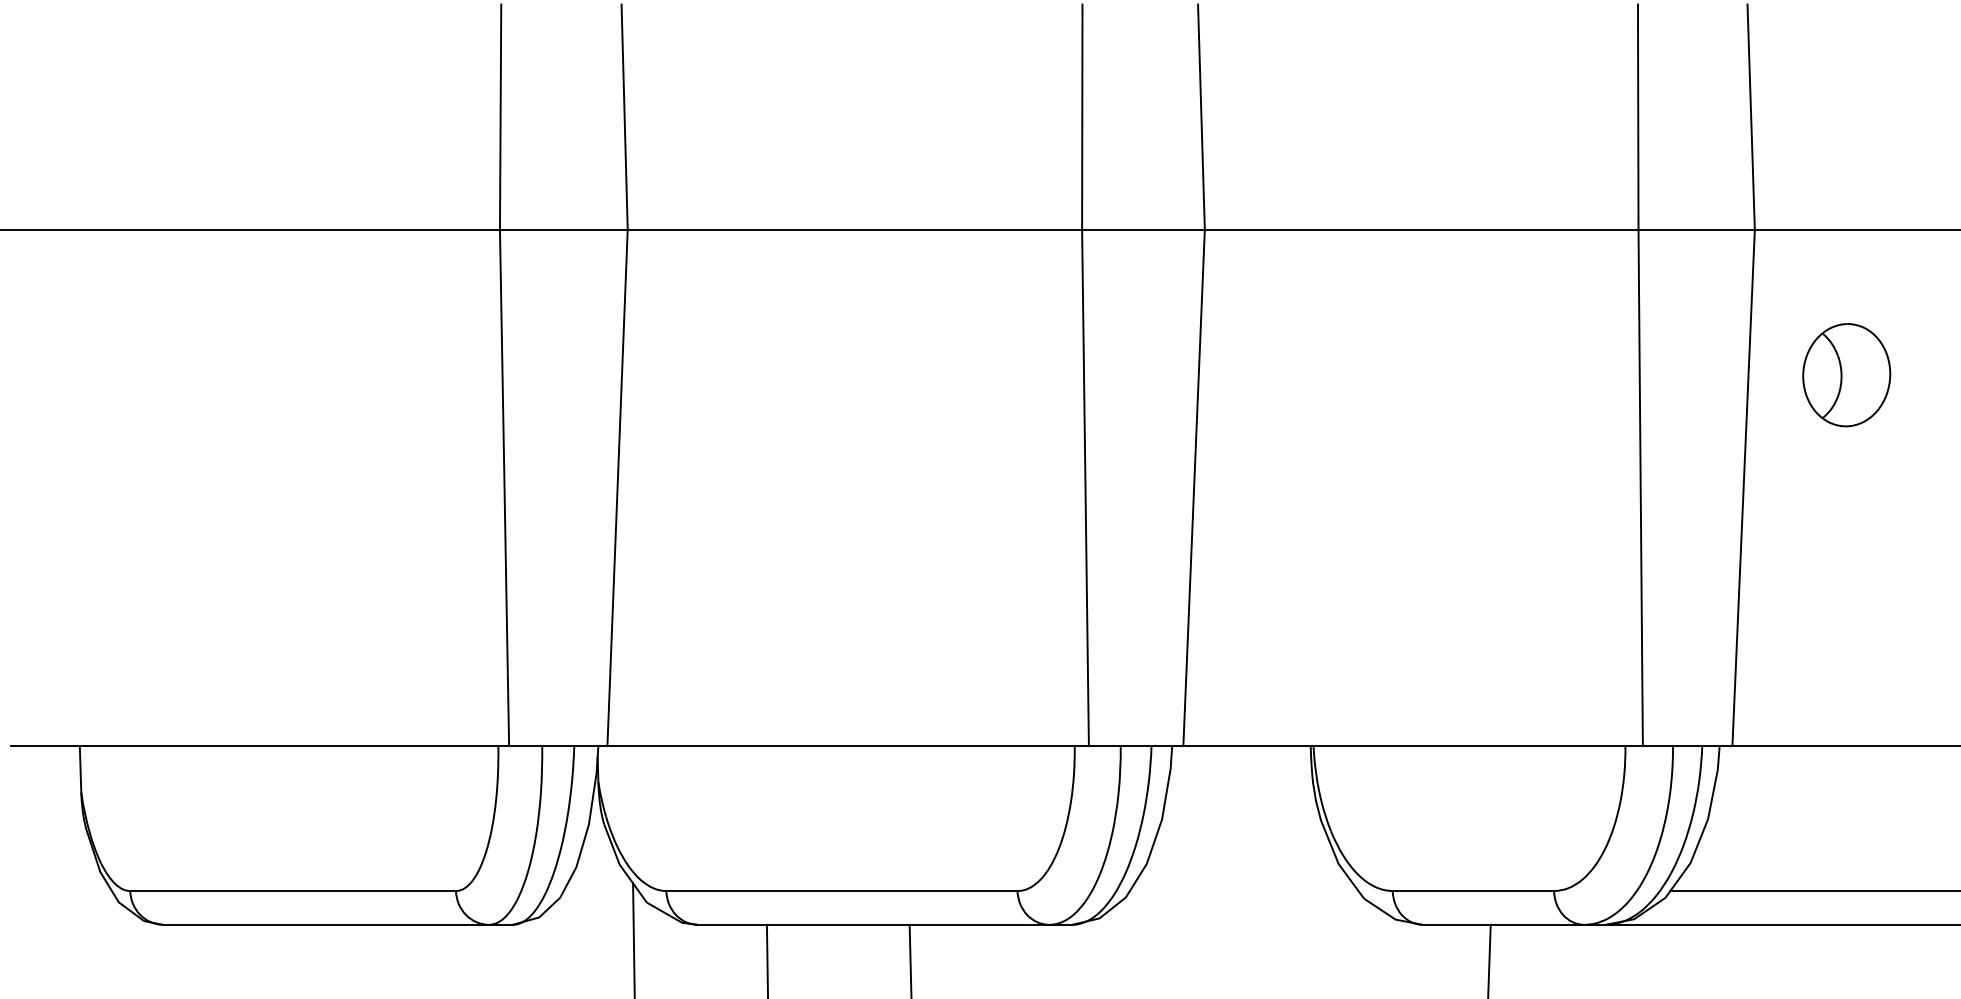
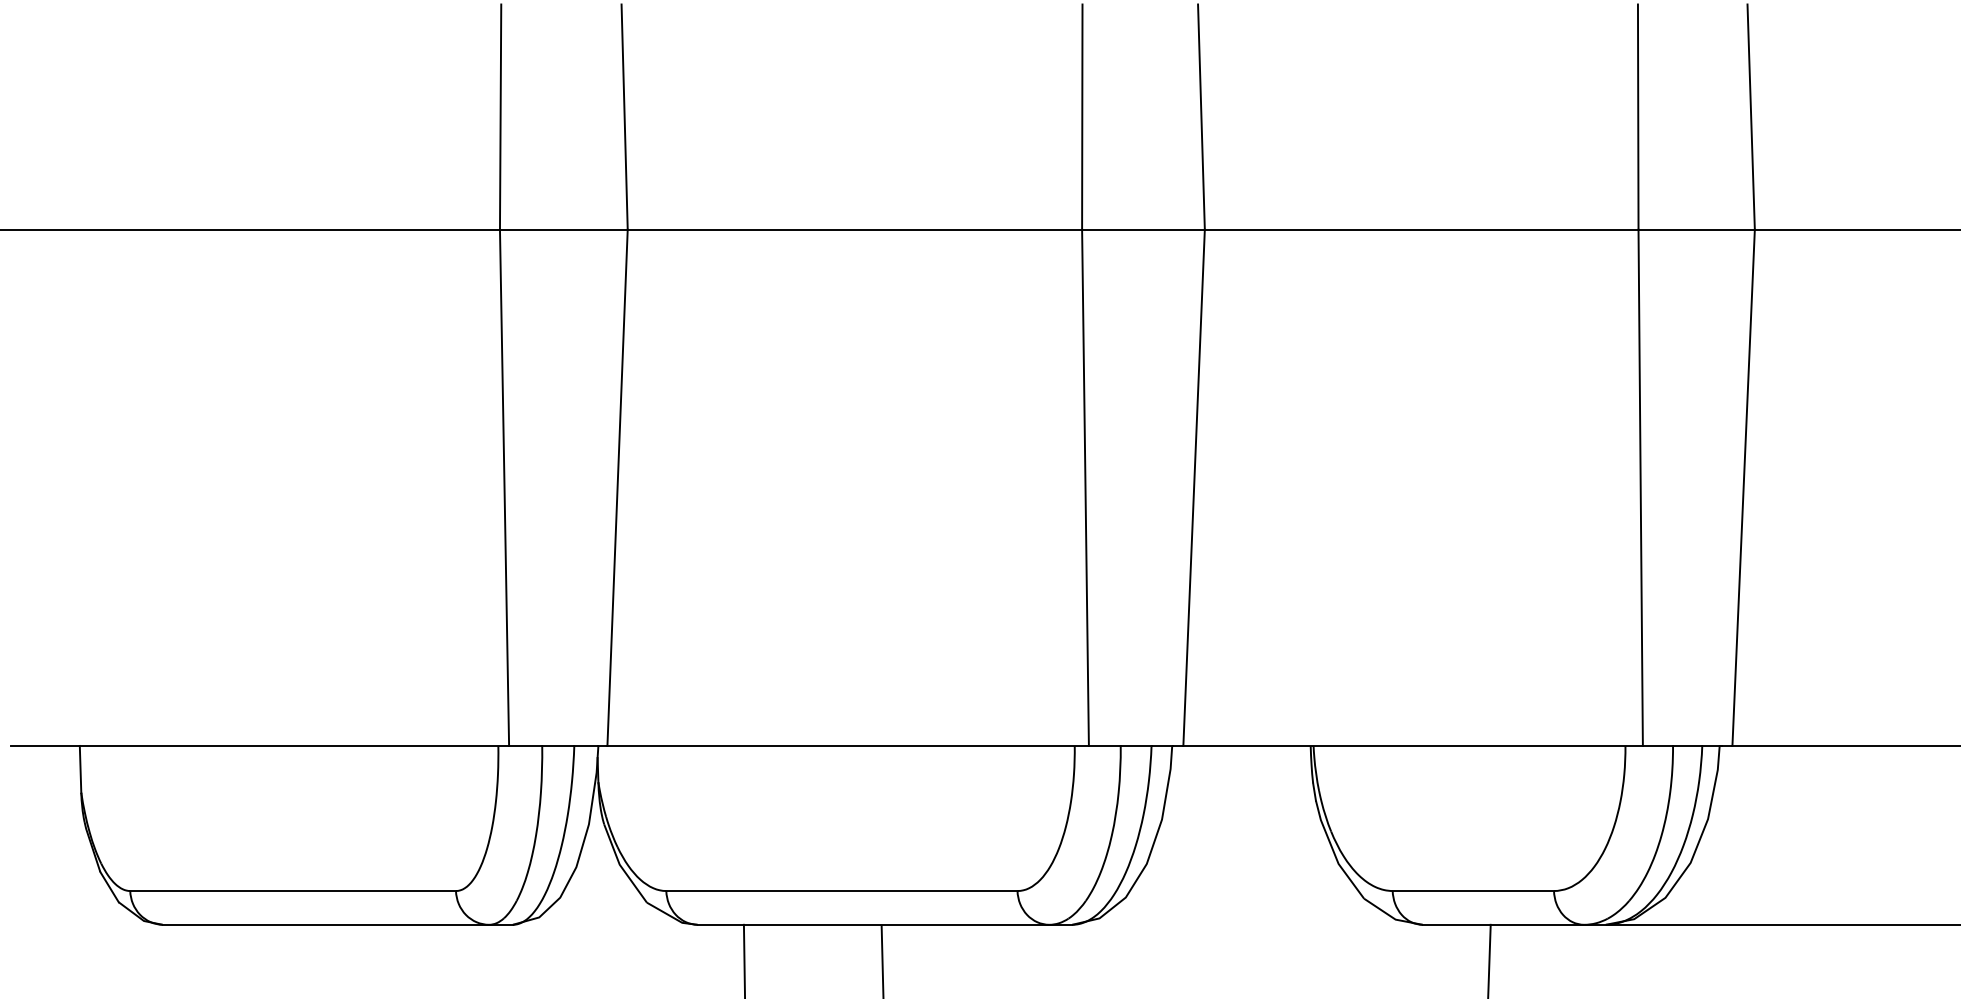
part: present -> none (1846, 375)
line: present -> none (1813, 891)
line: present -> none (633, 939)
line position: (767, 959) -> (744, 959) (744, 959)
line position: (910, 959) -> (882, 960) (882, 960)
